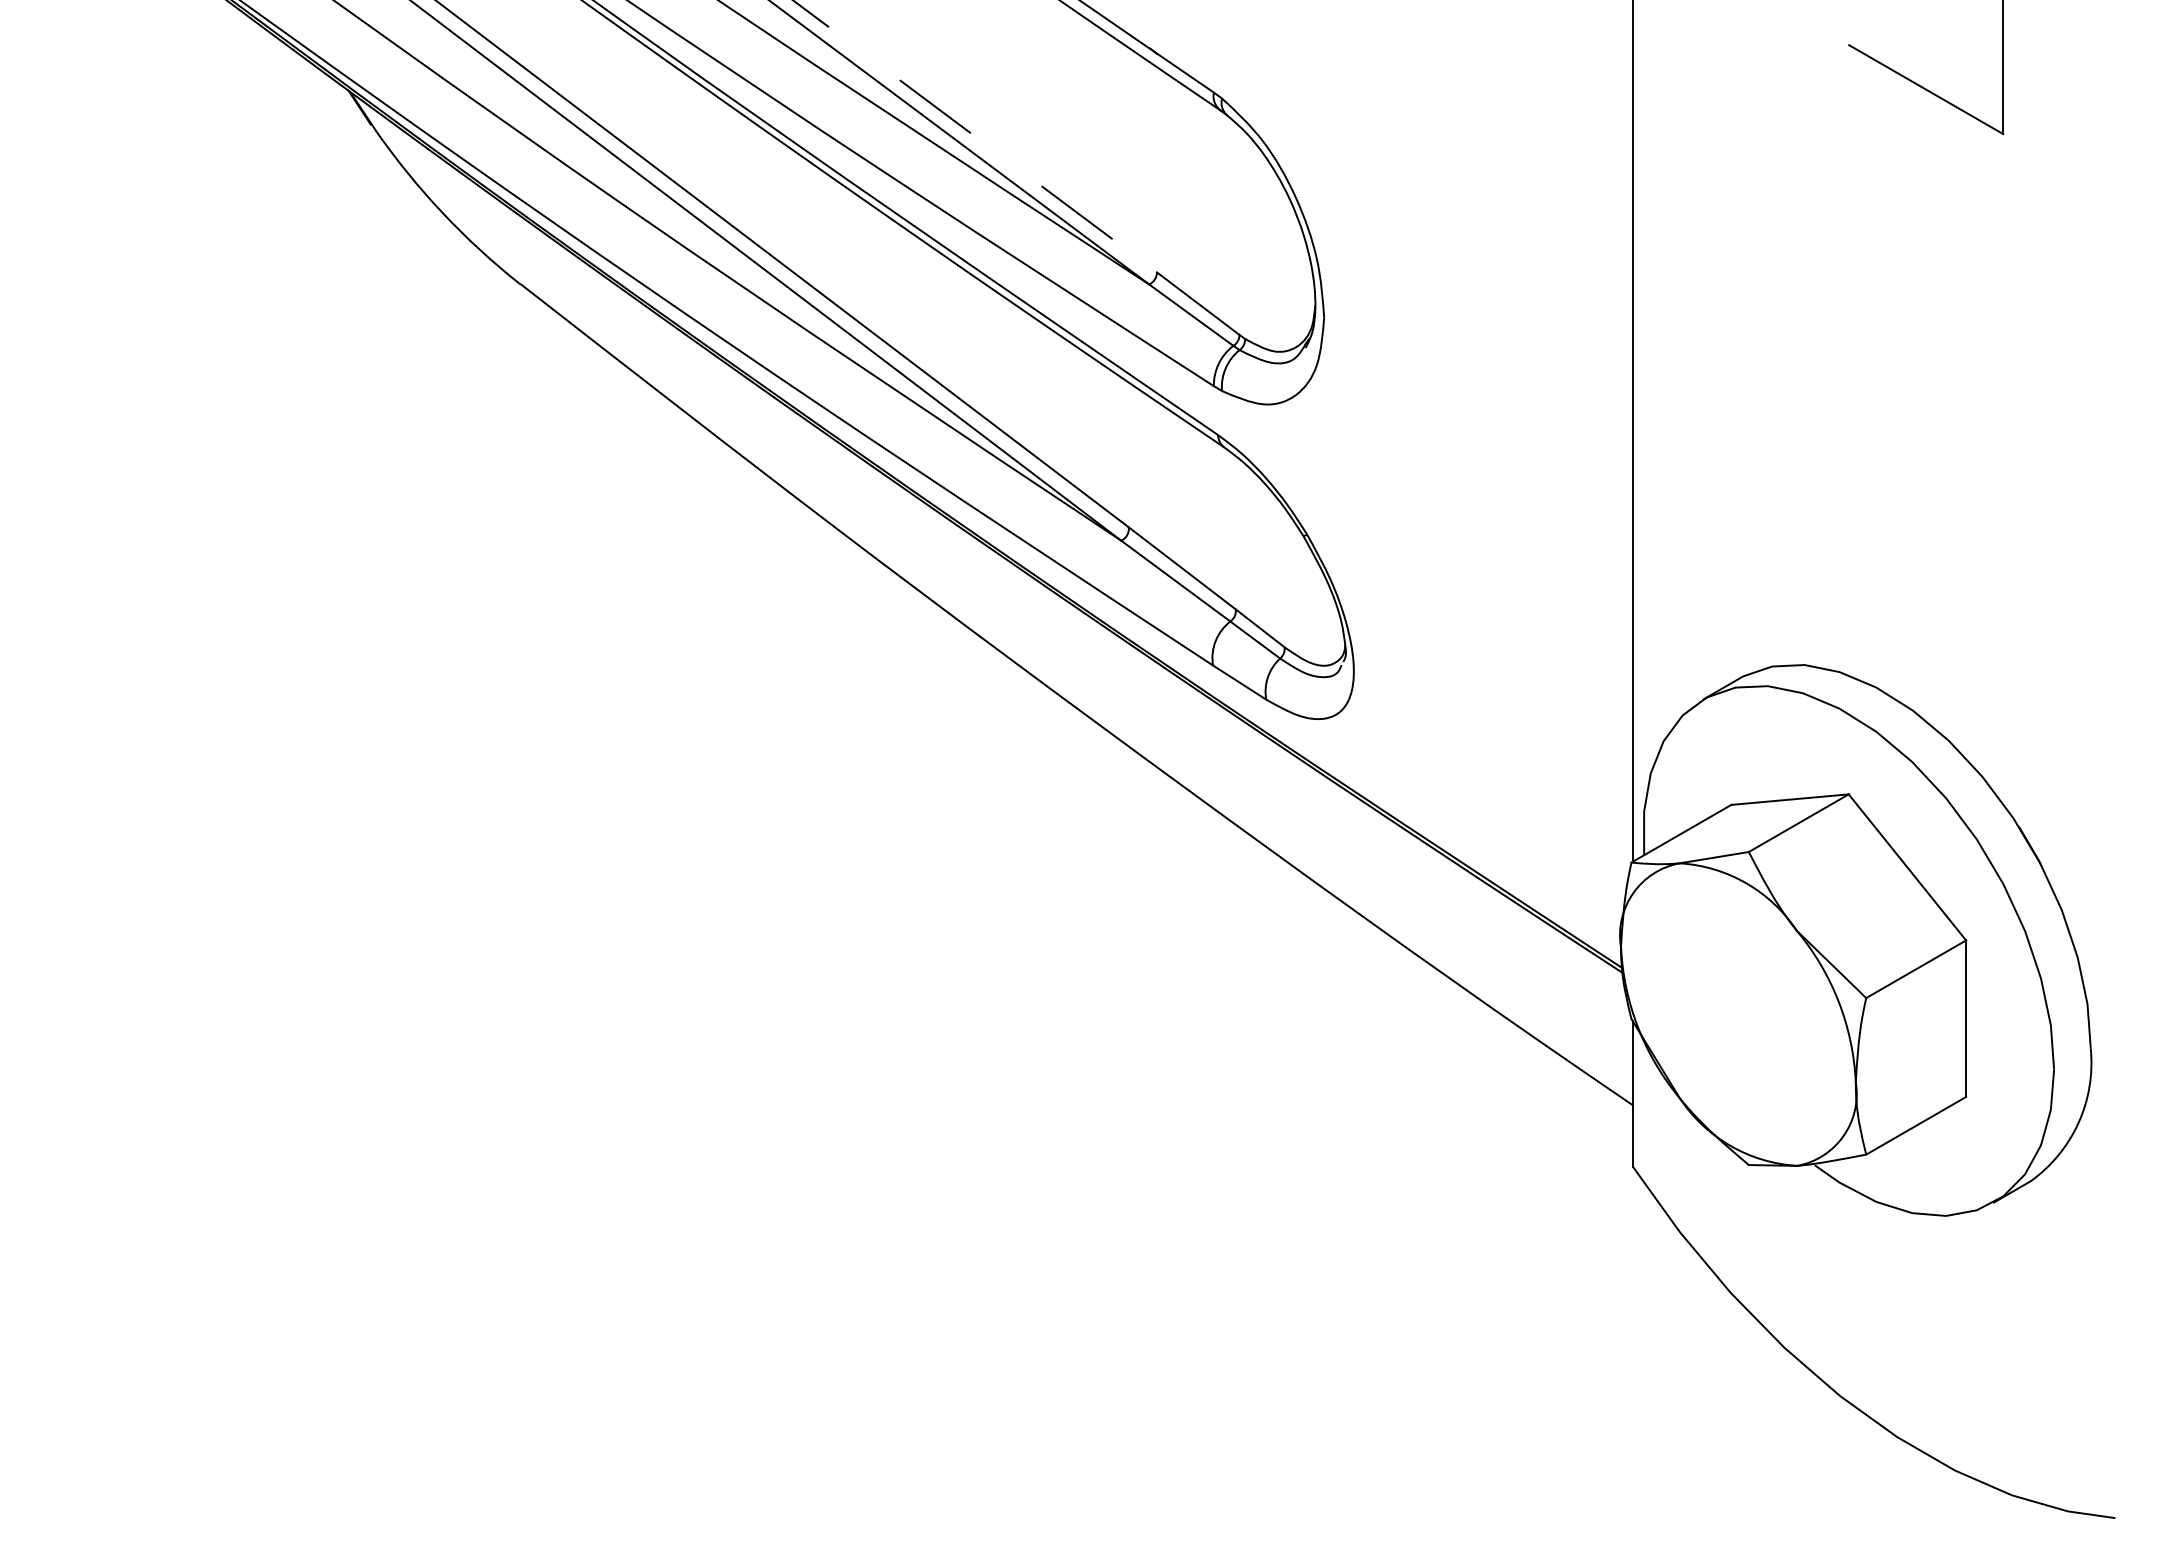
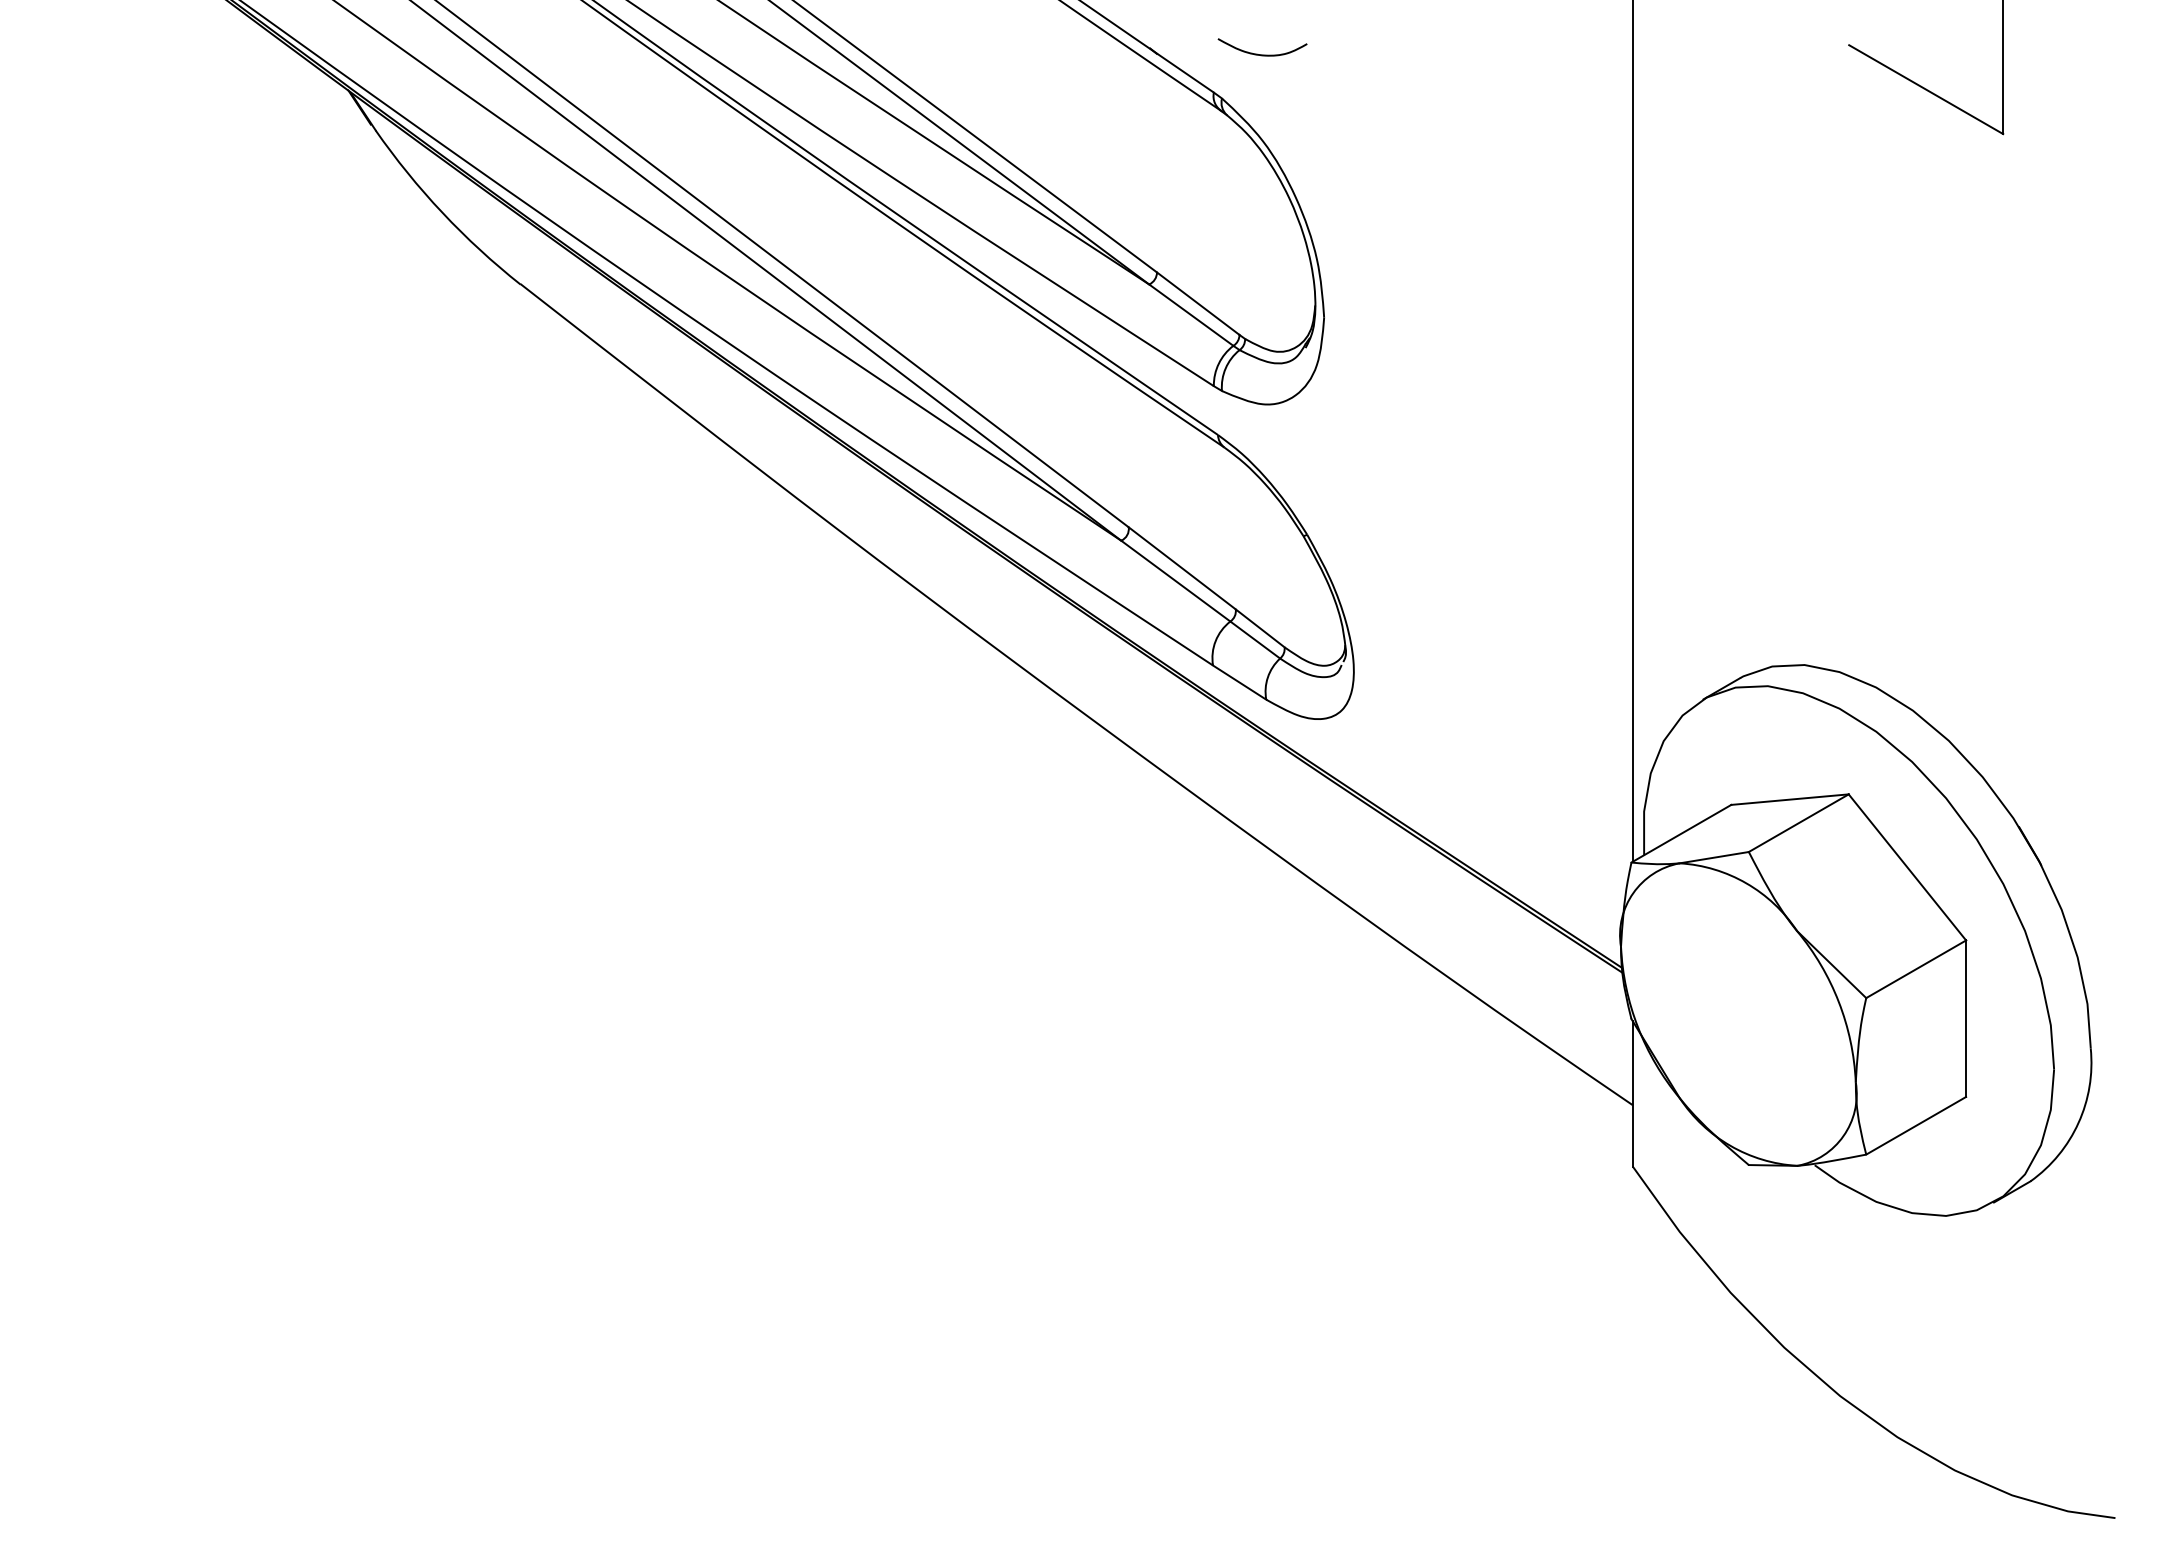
curve: none -> present (1262, 54)
line: dashed -> solid (975, 136)
